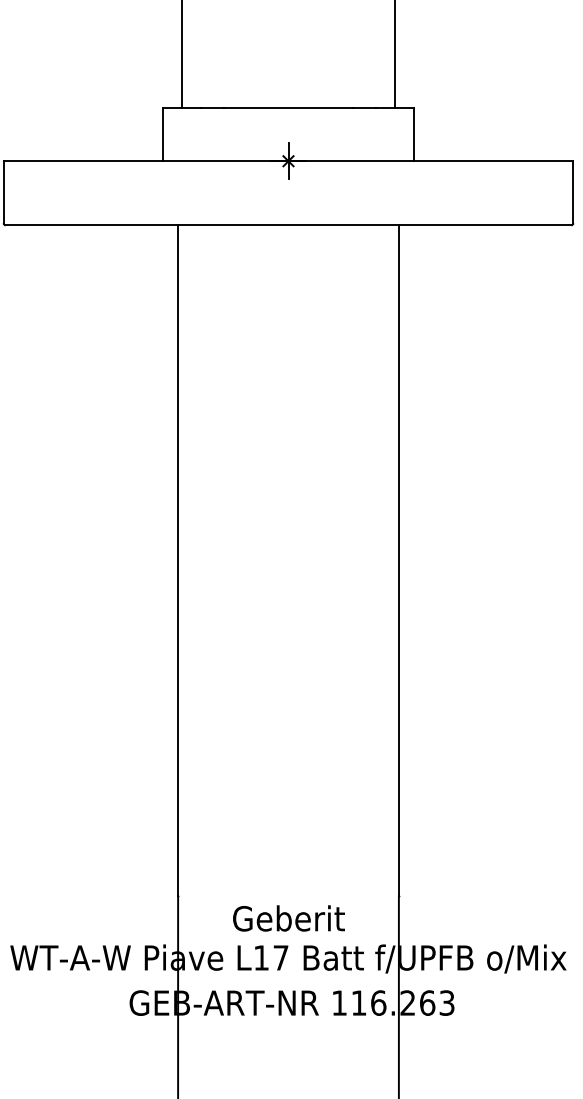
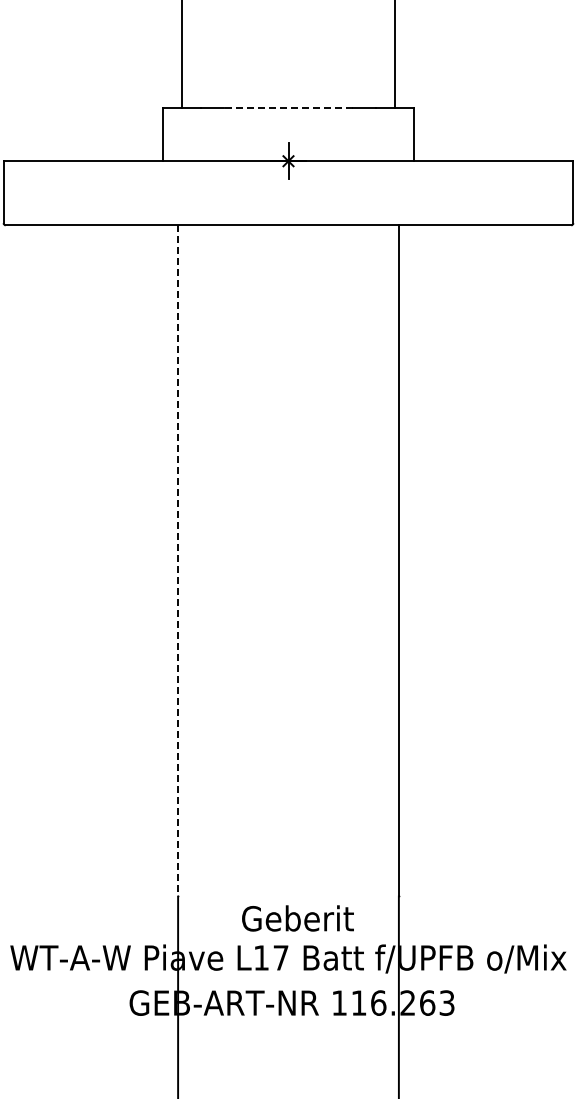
line: solid -> dashed (288, 107)
line: solid -> dashed (178, 560)
text position: (288, 918) -> (297, 918) (297, 918)
